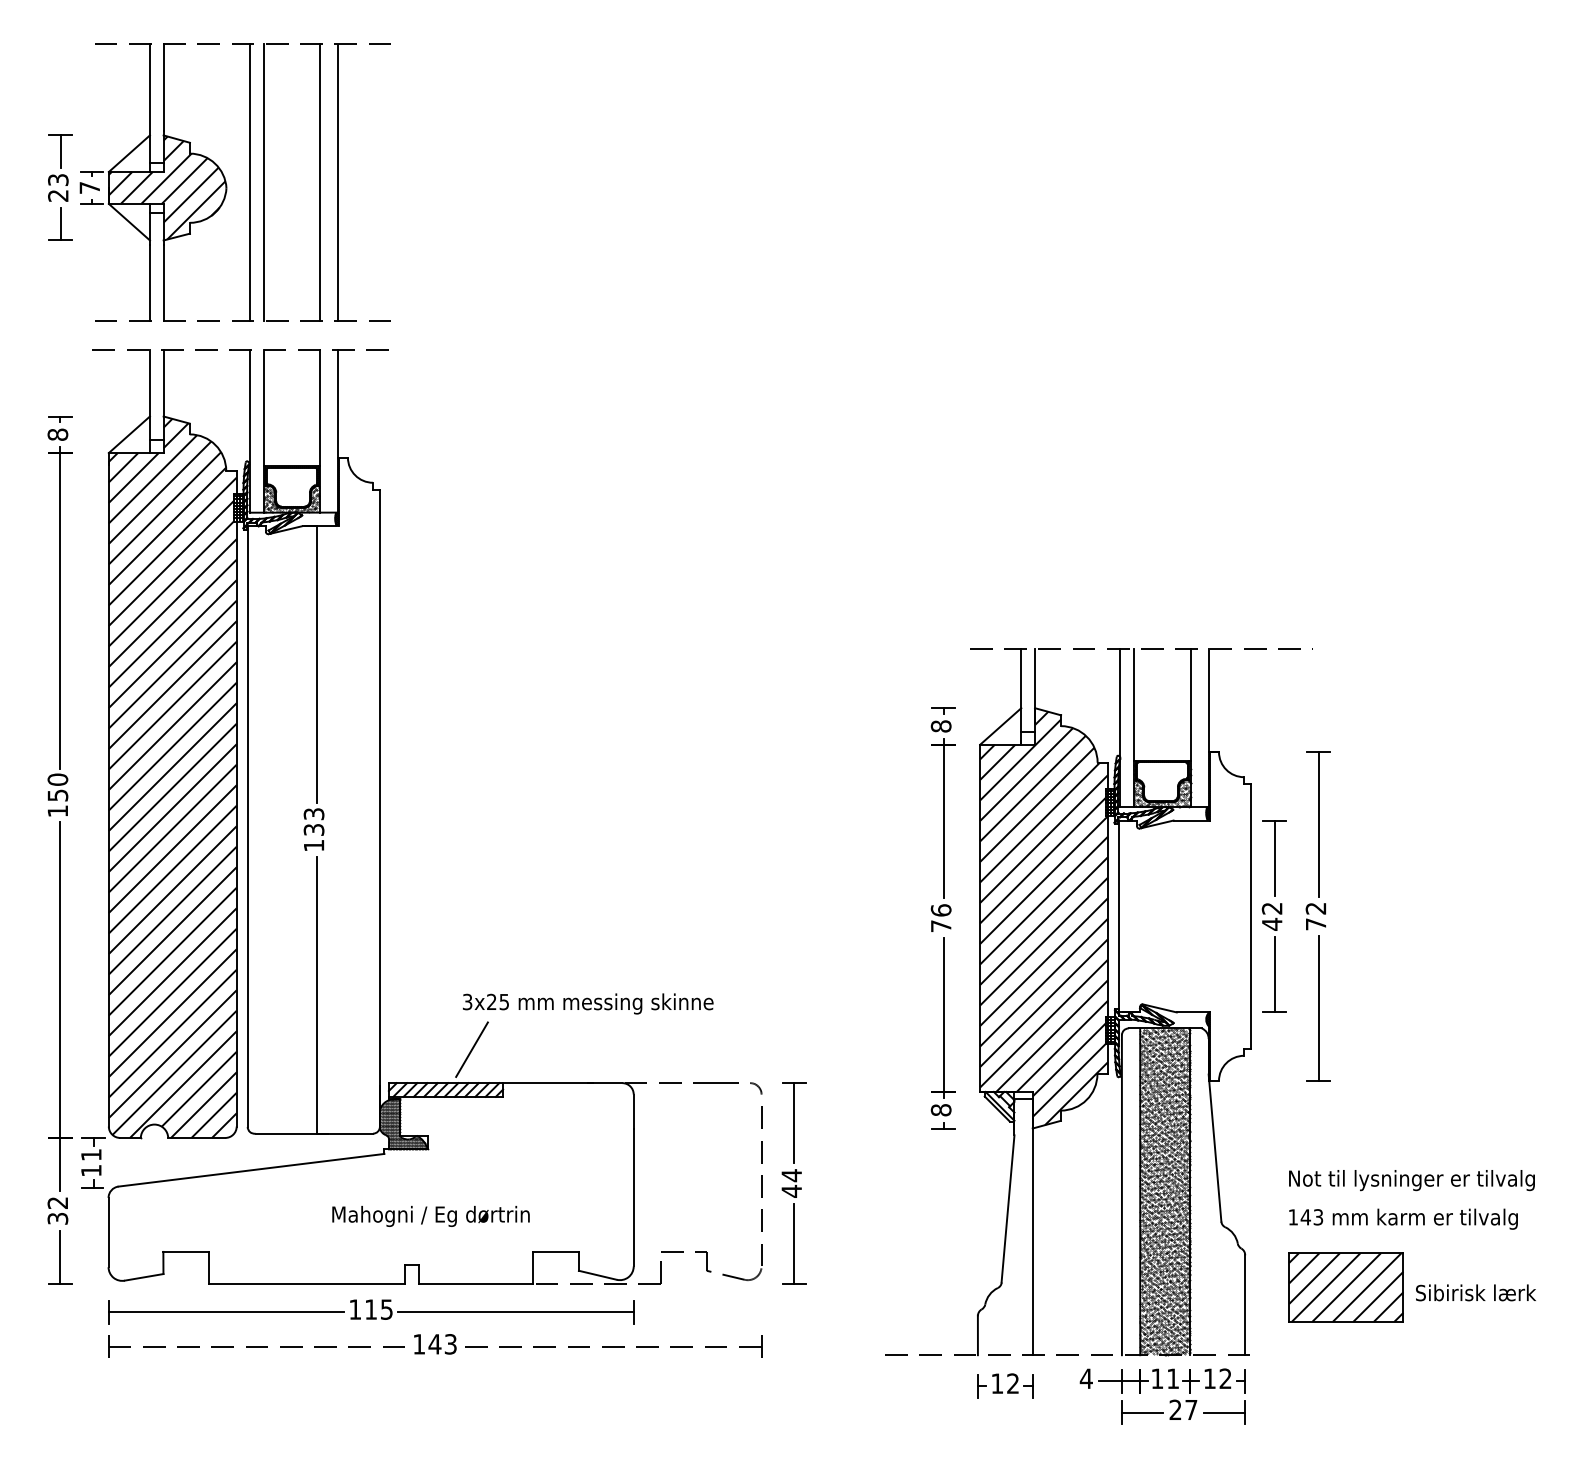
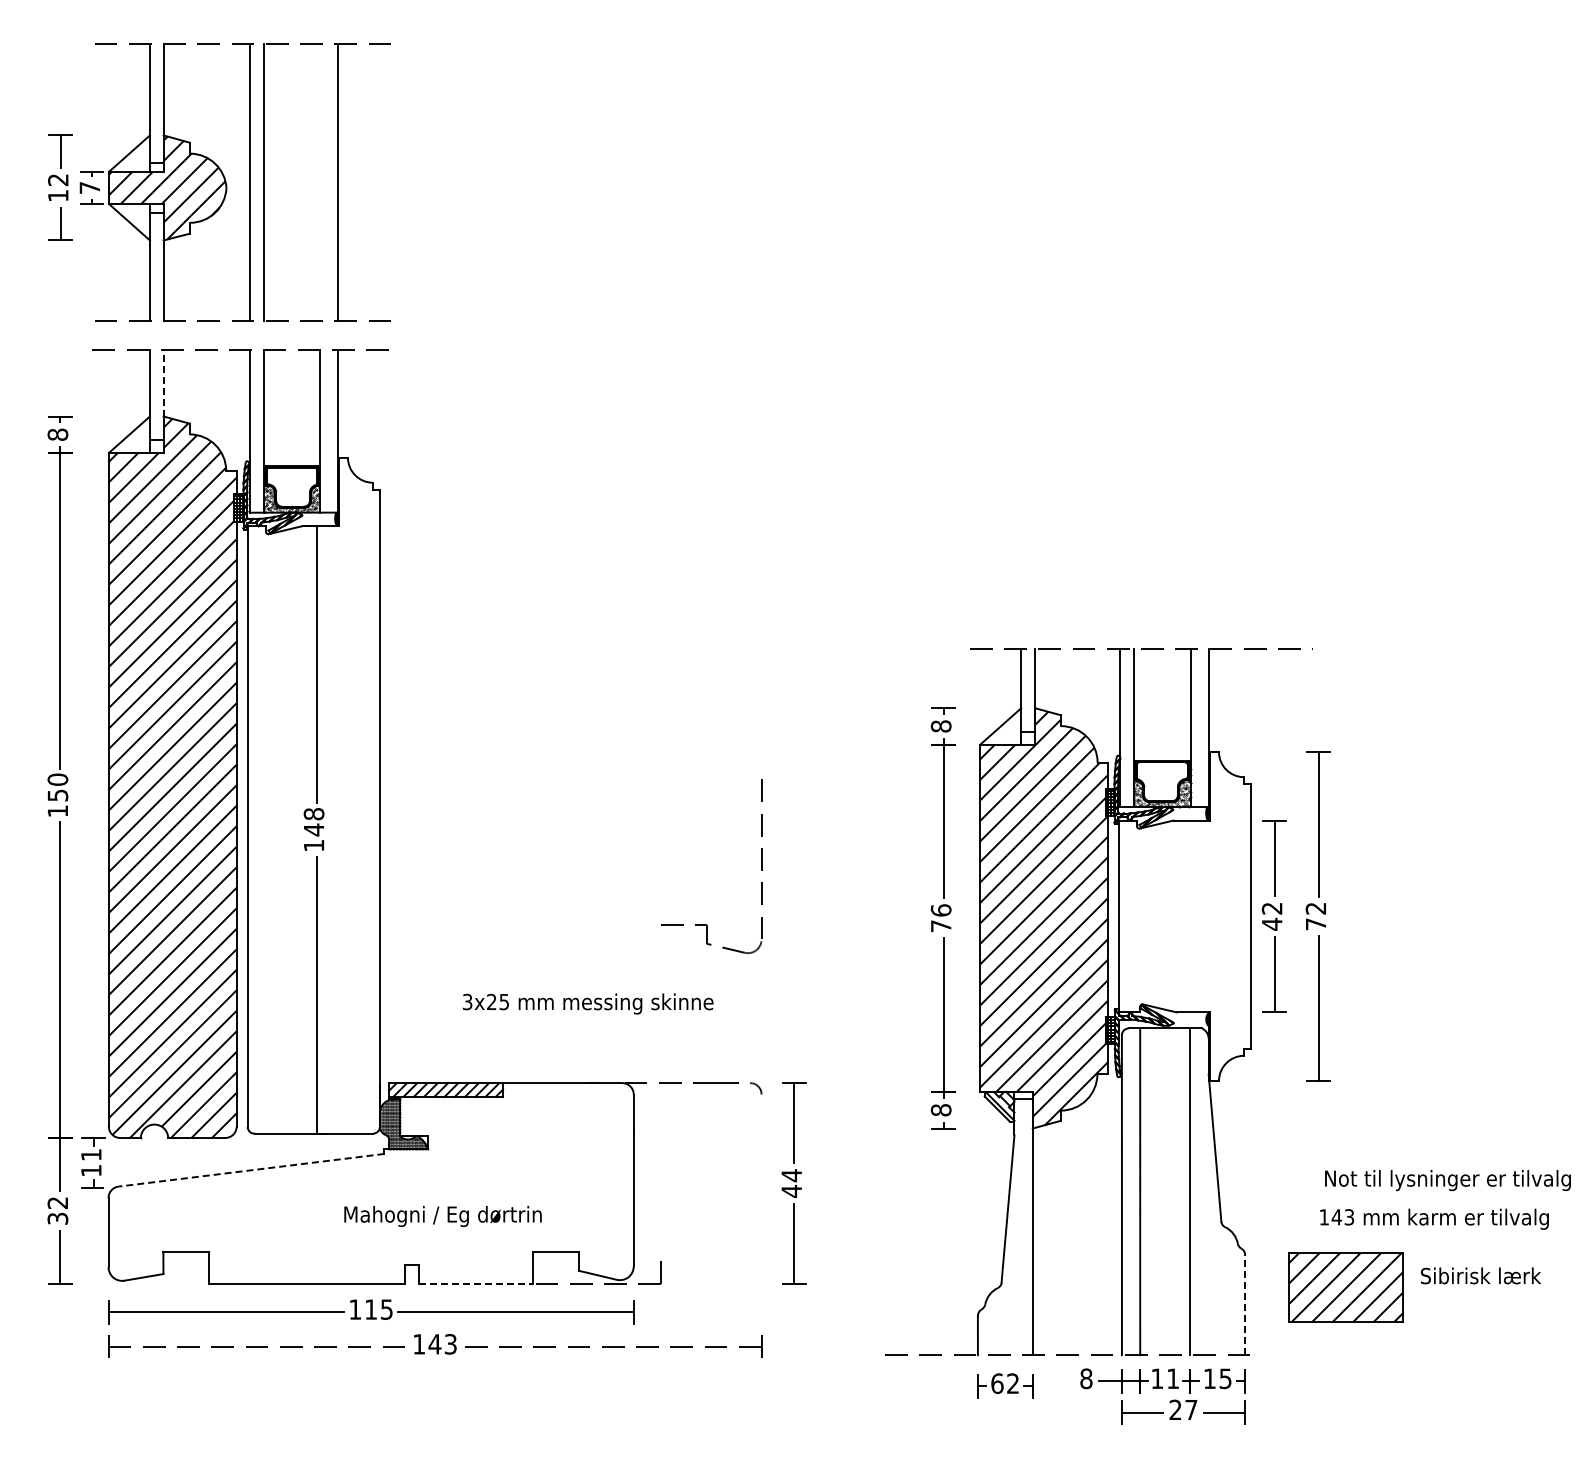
line: present -> none (319, 182)
text: 23 -> 12 (58, 187)
line: solid -> dashed (163, 382)
text: 133 -> 148 (313, 822)
line: present -> none (471, 1049)
line: solid -> dashed (251, 1170)
text position: (1411, 1180) -> (1447, 1180) (1447, 1180)
hatch: present -> none (1165, 1191)
part position: (761, 1193) -> (761, 866) (761, 866)
text position: (430, 1216) -> (442, 1216) (442, 1216)
text position: (1403, 1218) -> (1434, 1218) (1434, 1218)
line: solid -> dashed (476, 1283)
text position: (1475, 1292) -> (1480, 1275) (1480, 1275)
line: solid -> dashed (1245, 1305)
text: 4 -> 8 (1085, 1378)
text: 12 -> 15 (1225, 1378)
text: 12 -> 62 (997, 1383)
